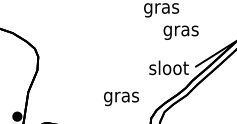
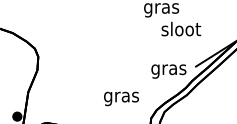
text: gras -> sloot (181, 30)
text: sloot -> gras (168, 69)
